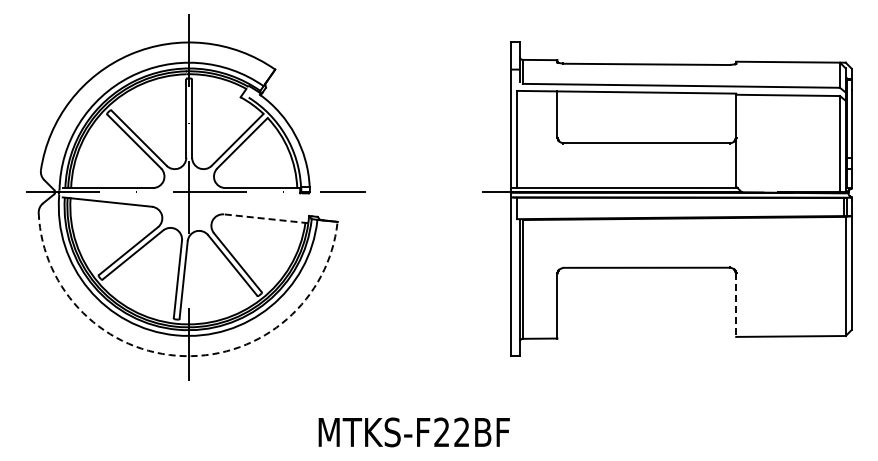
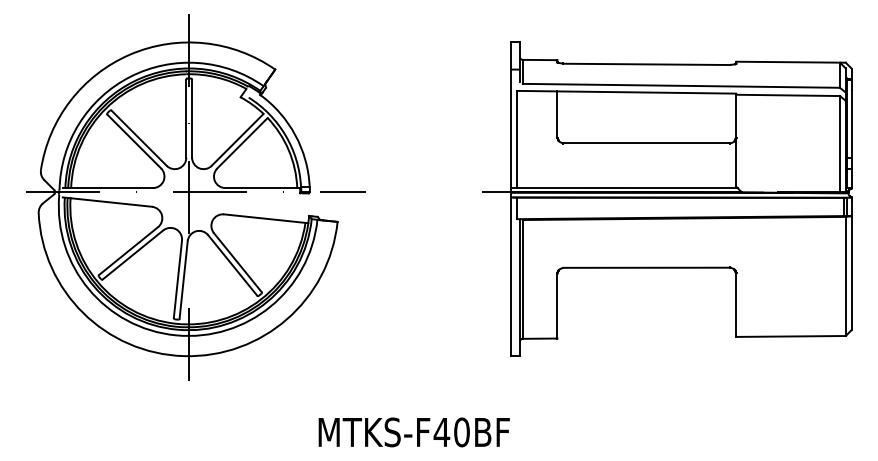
line: dashed -> solid (265, 218)
line: dashed -> solid (736, 305)
arc: dashed -> solid (183, 356)
text: MTKS-F22BF -> MTKS-F40BF (451, 432)
